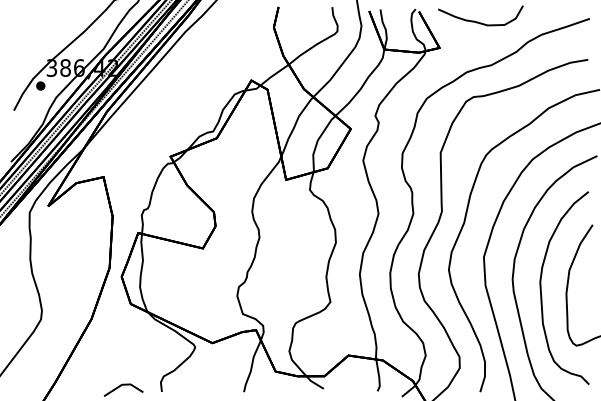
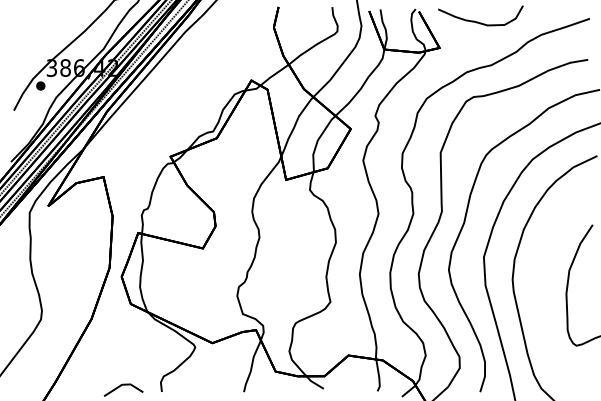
curve: present -> none (541, 287)
